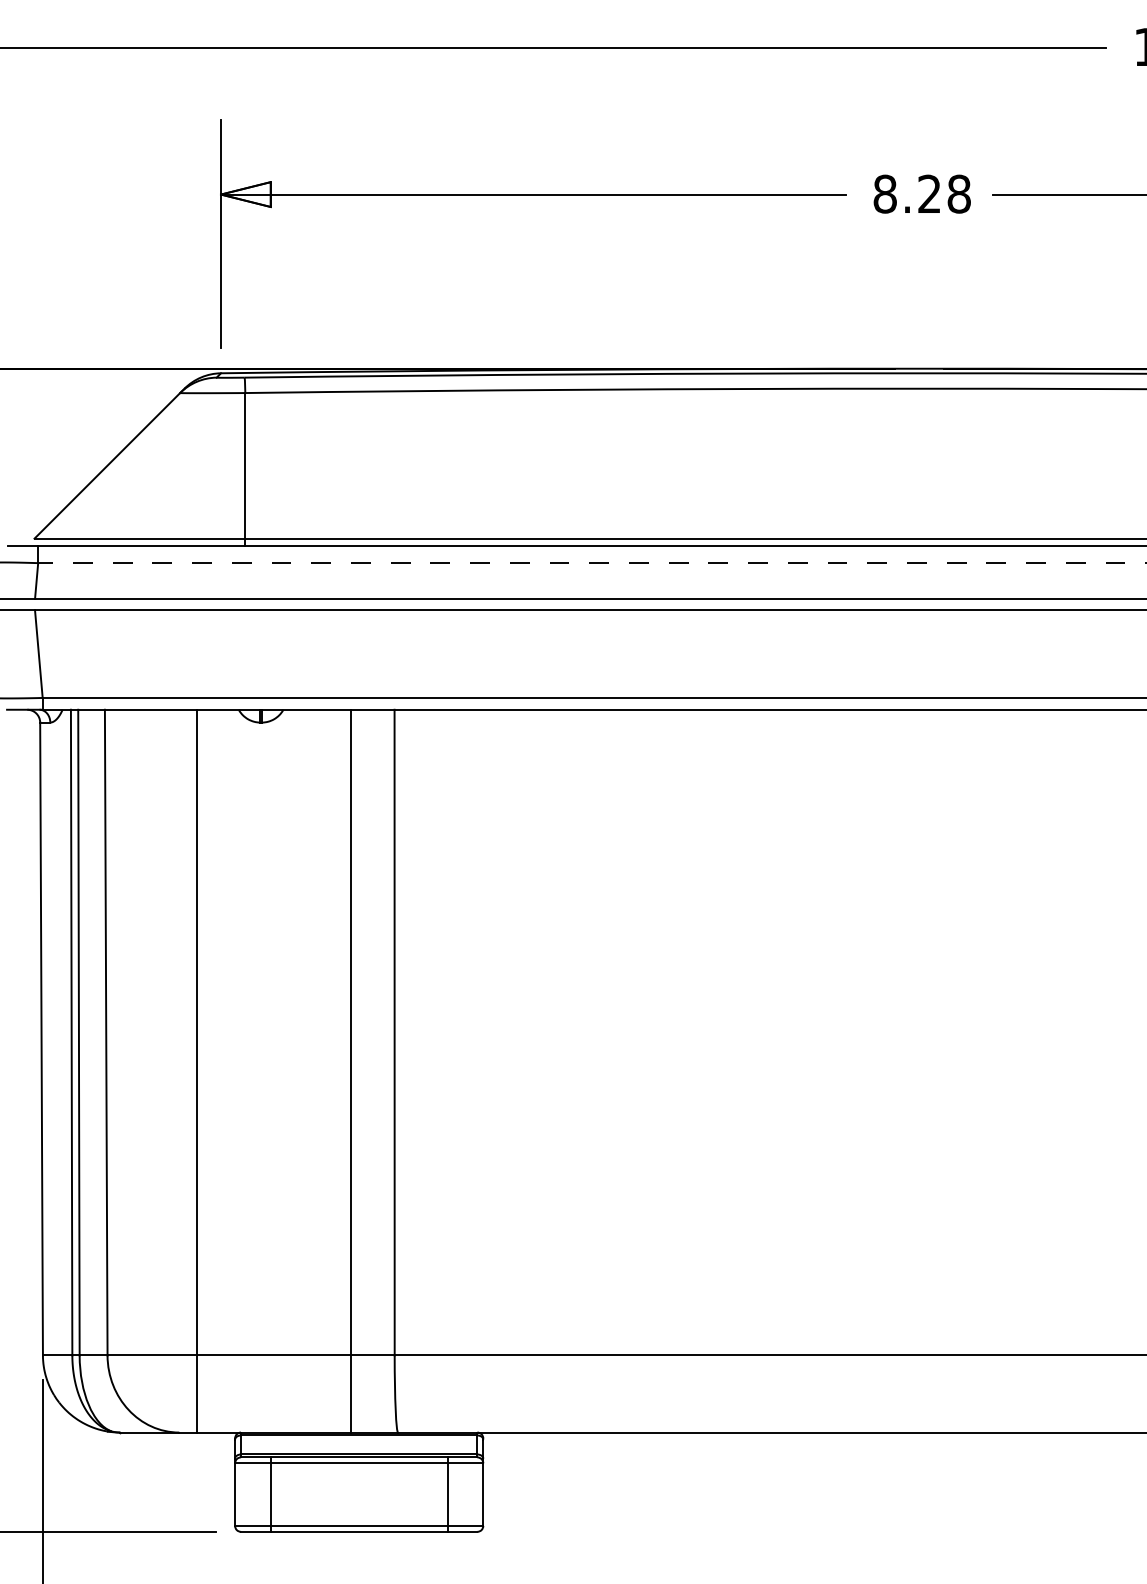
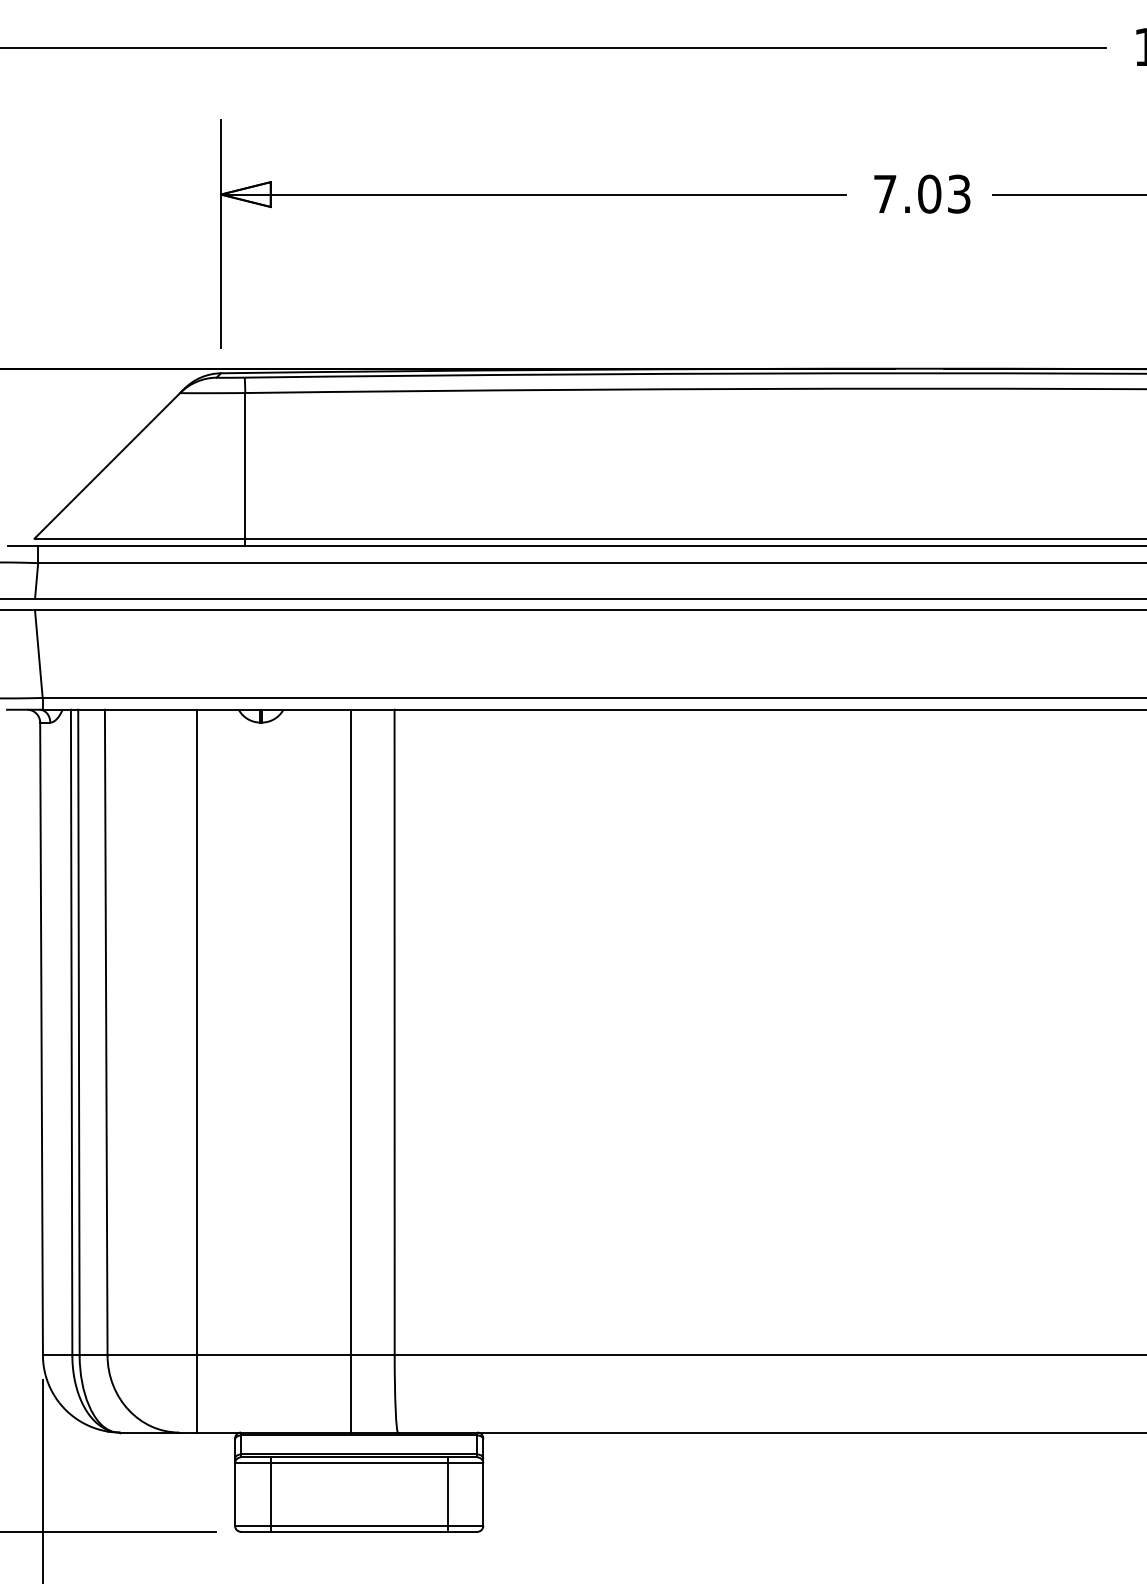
text: 8.28 -> 7.03 (921, 193)
line: dashed -> solid (591, 563)
